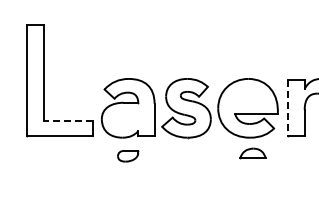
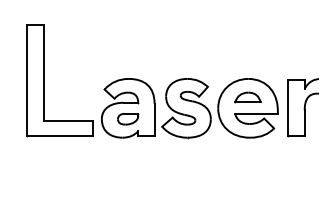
line: dashed -> solid (288, 108)
line: dashed -> solid (67, 120)
part position: (252, 153) -> (247, 97) (247, 97)
part position: (128, 156) -> (128, 119) (128, 119)
